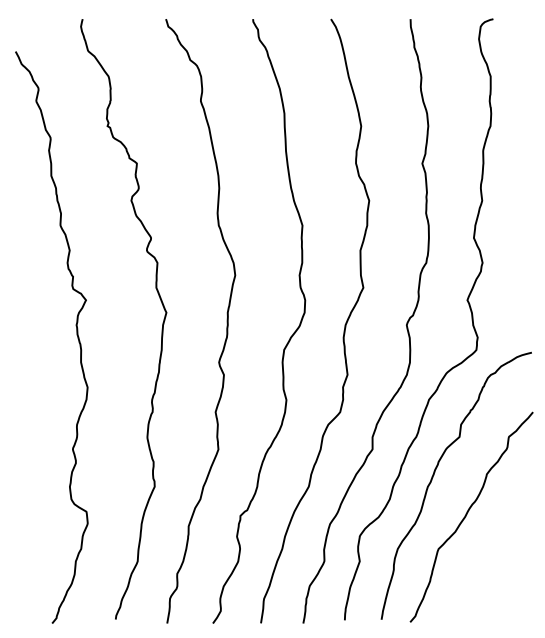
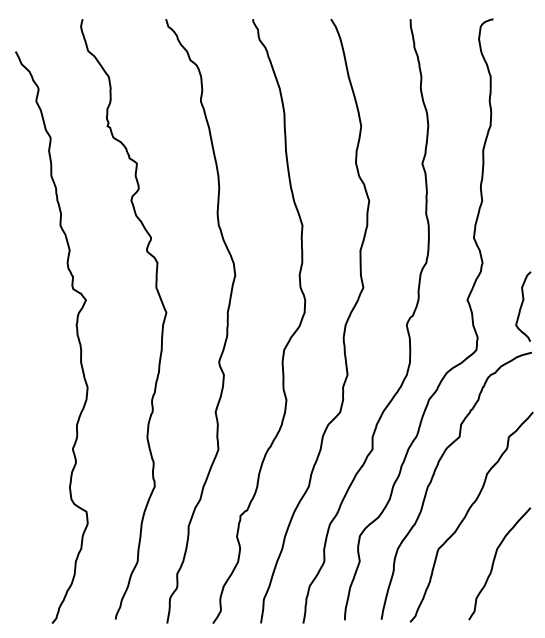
curve: none -> present (522, 306)
curve: none -> present (494, 562)
